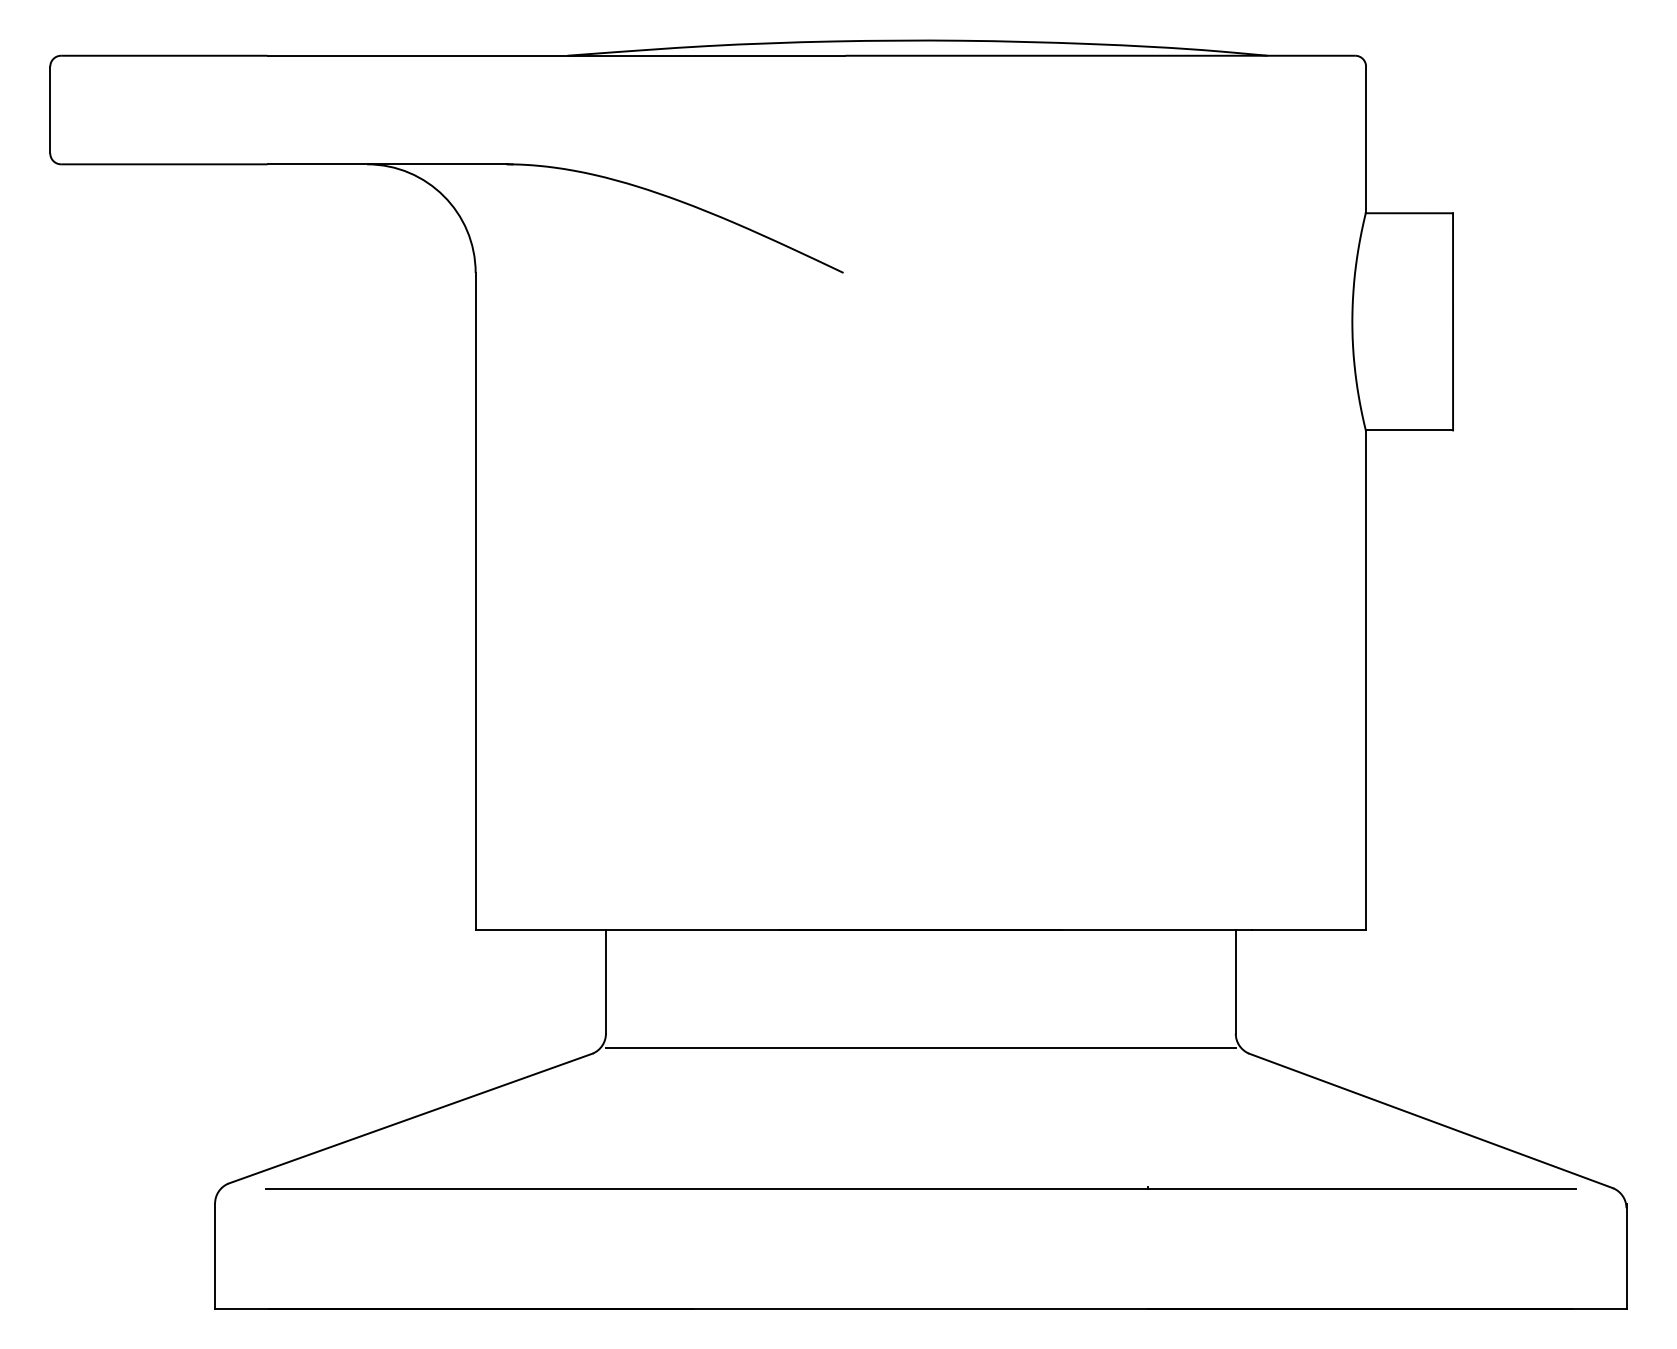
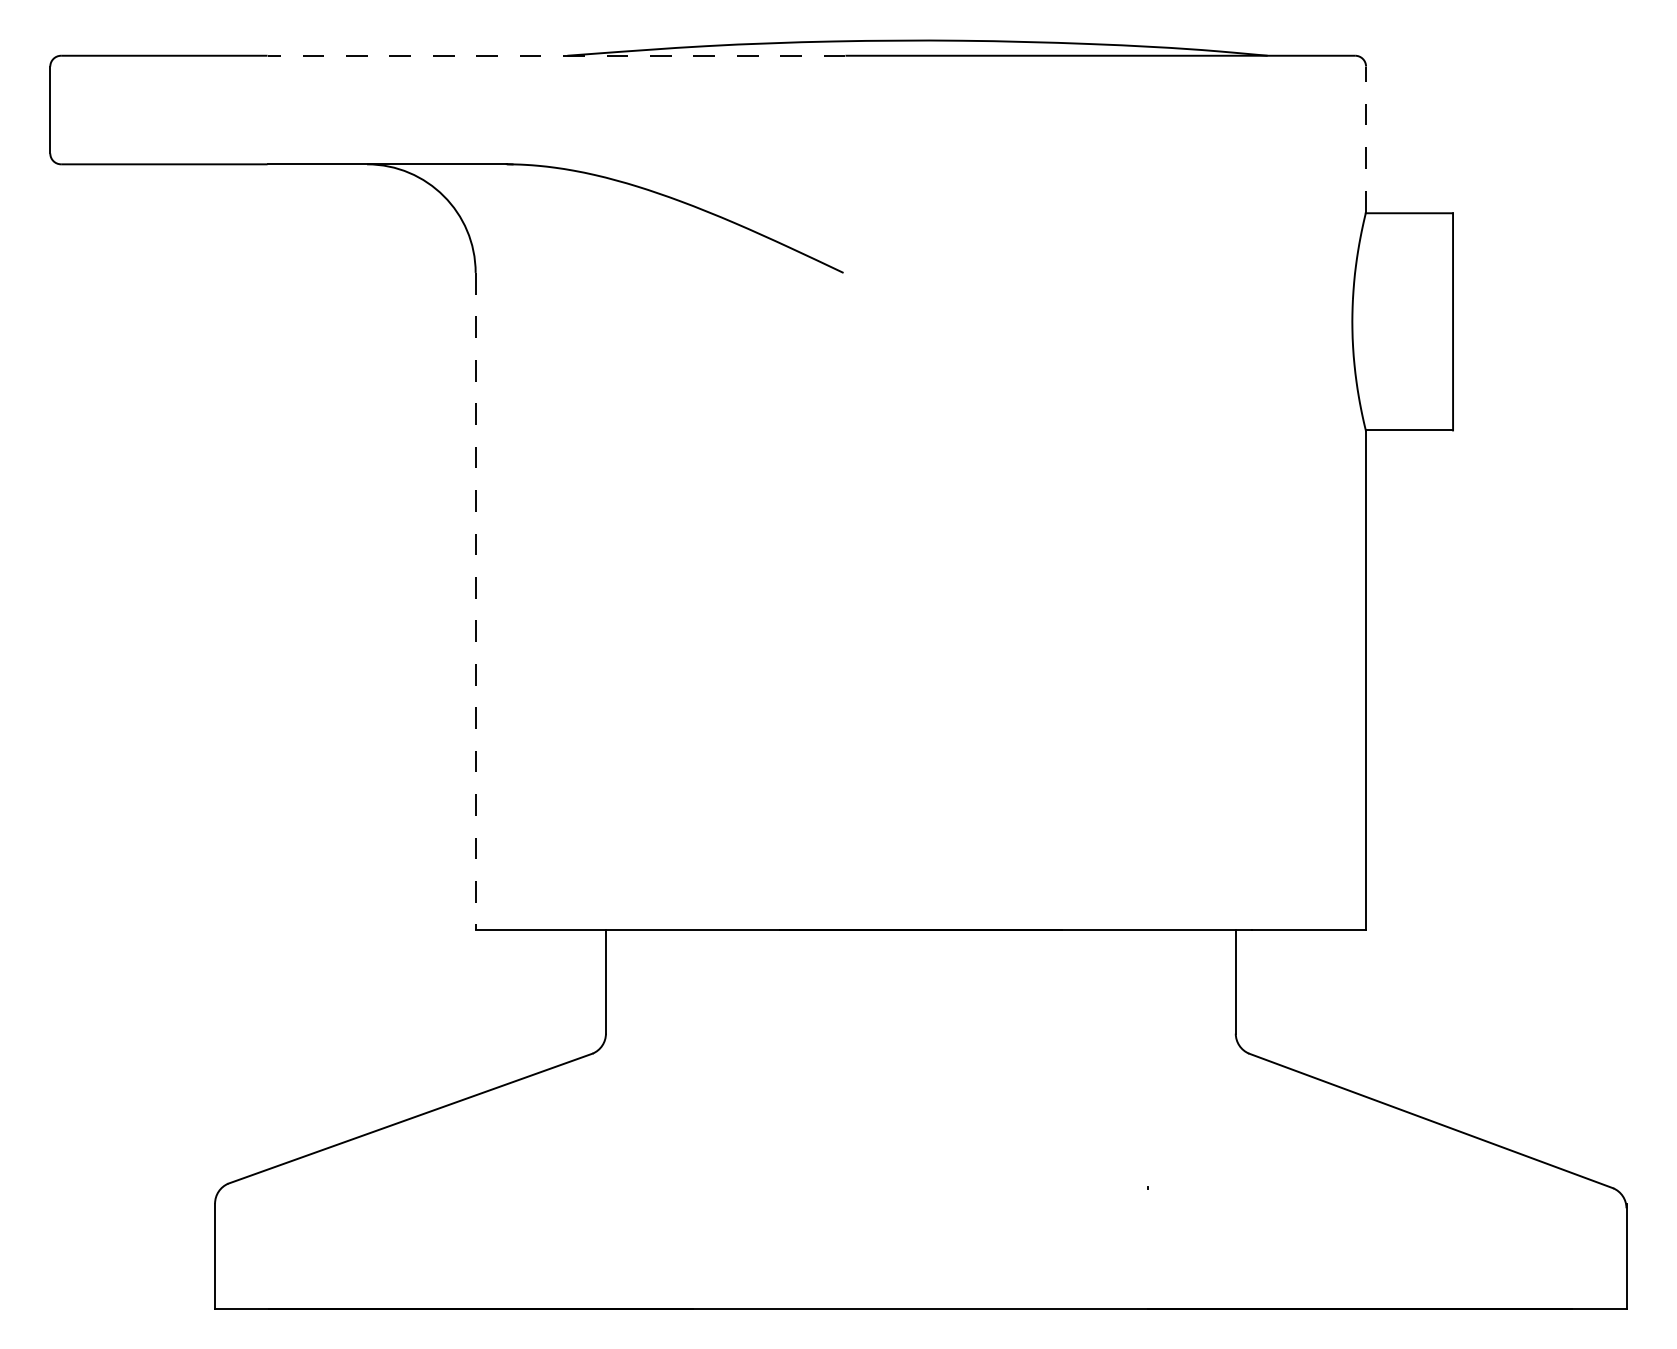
line: solid -> dashed (556, 55)
line: solid -> dashed (1366, 139)
line: solid -> dashed (475, 601)
line: present -> none (920, 1048)
line: present -> none (921, 1189)
